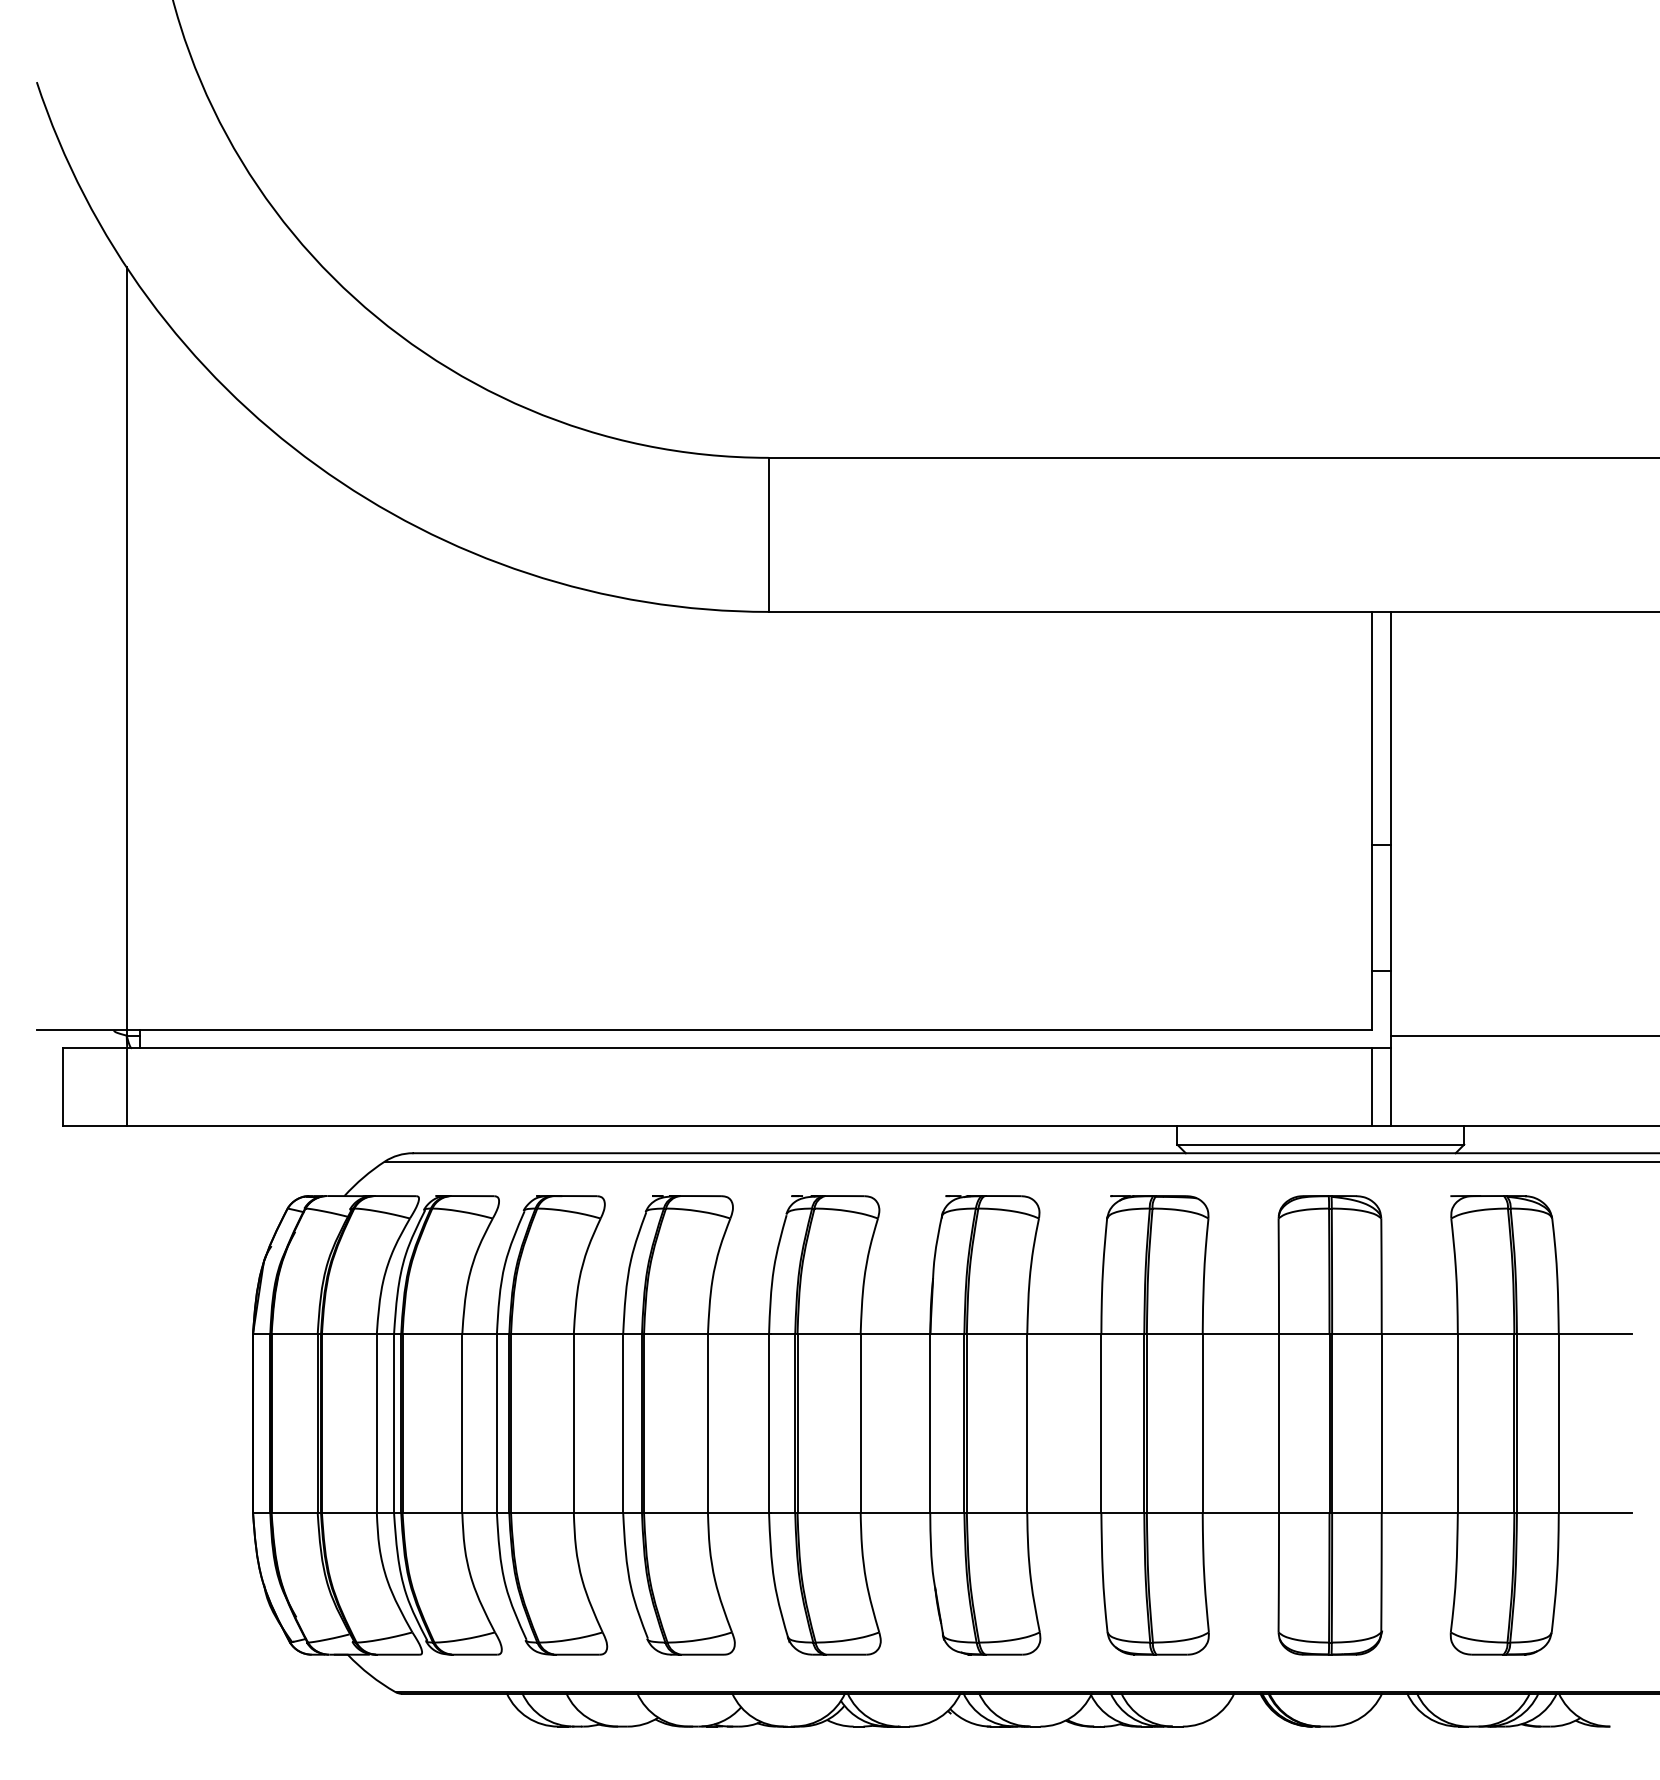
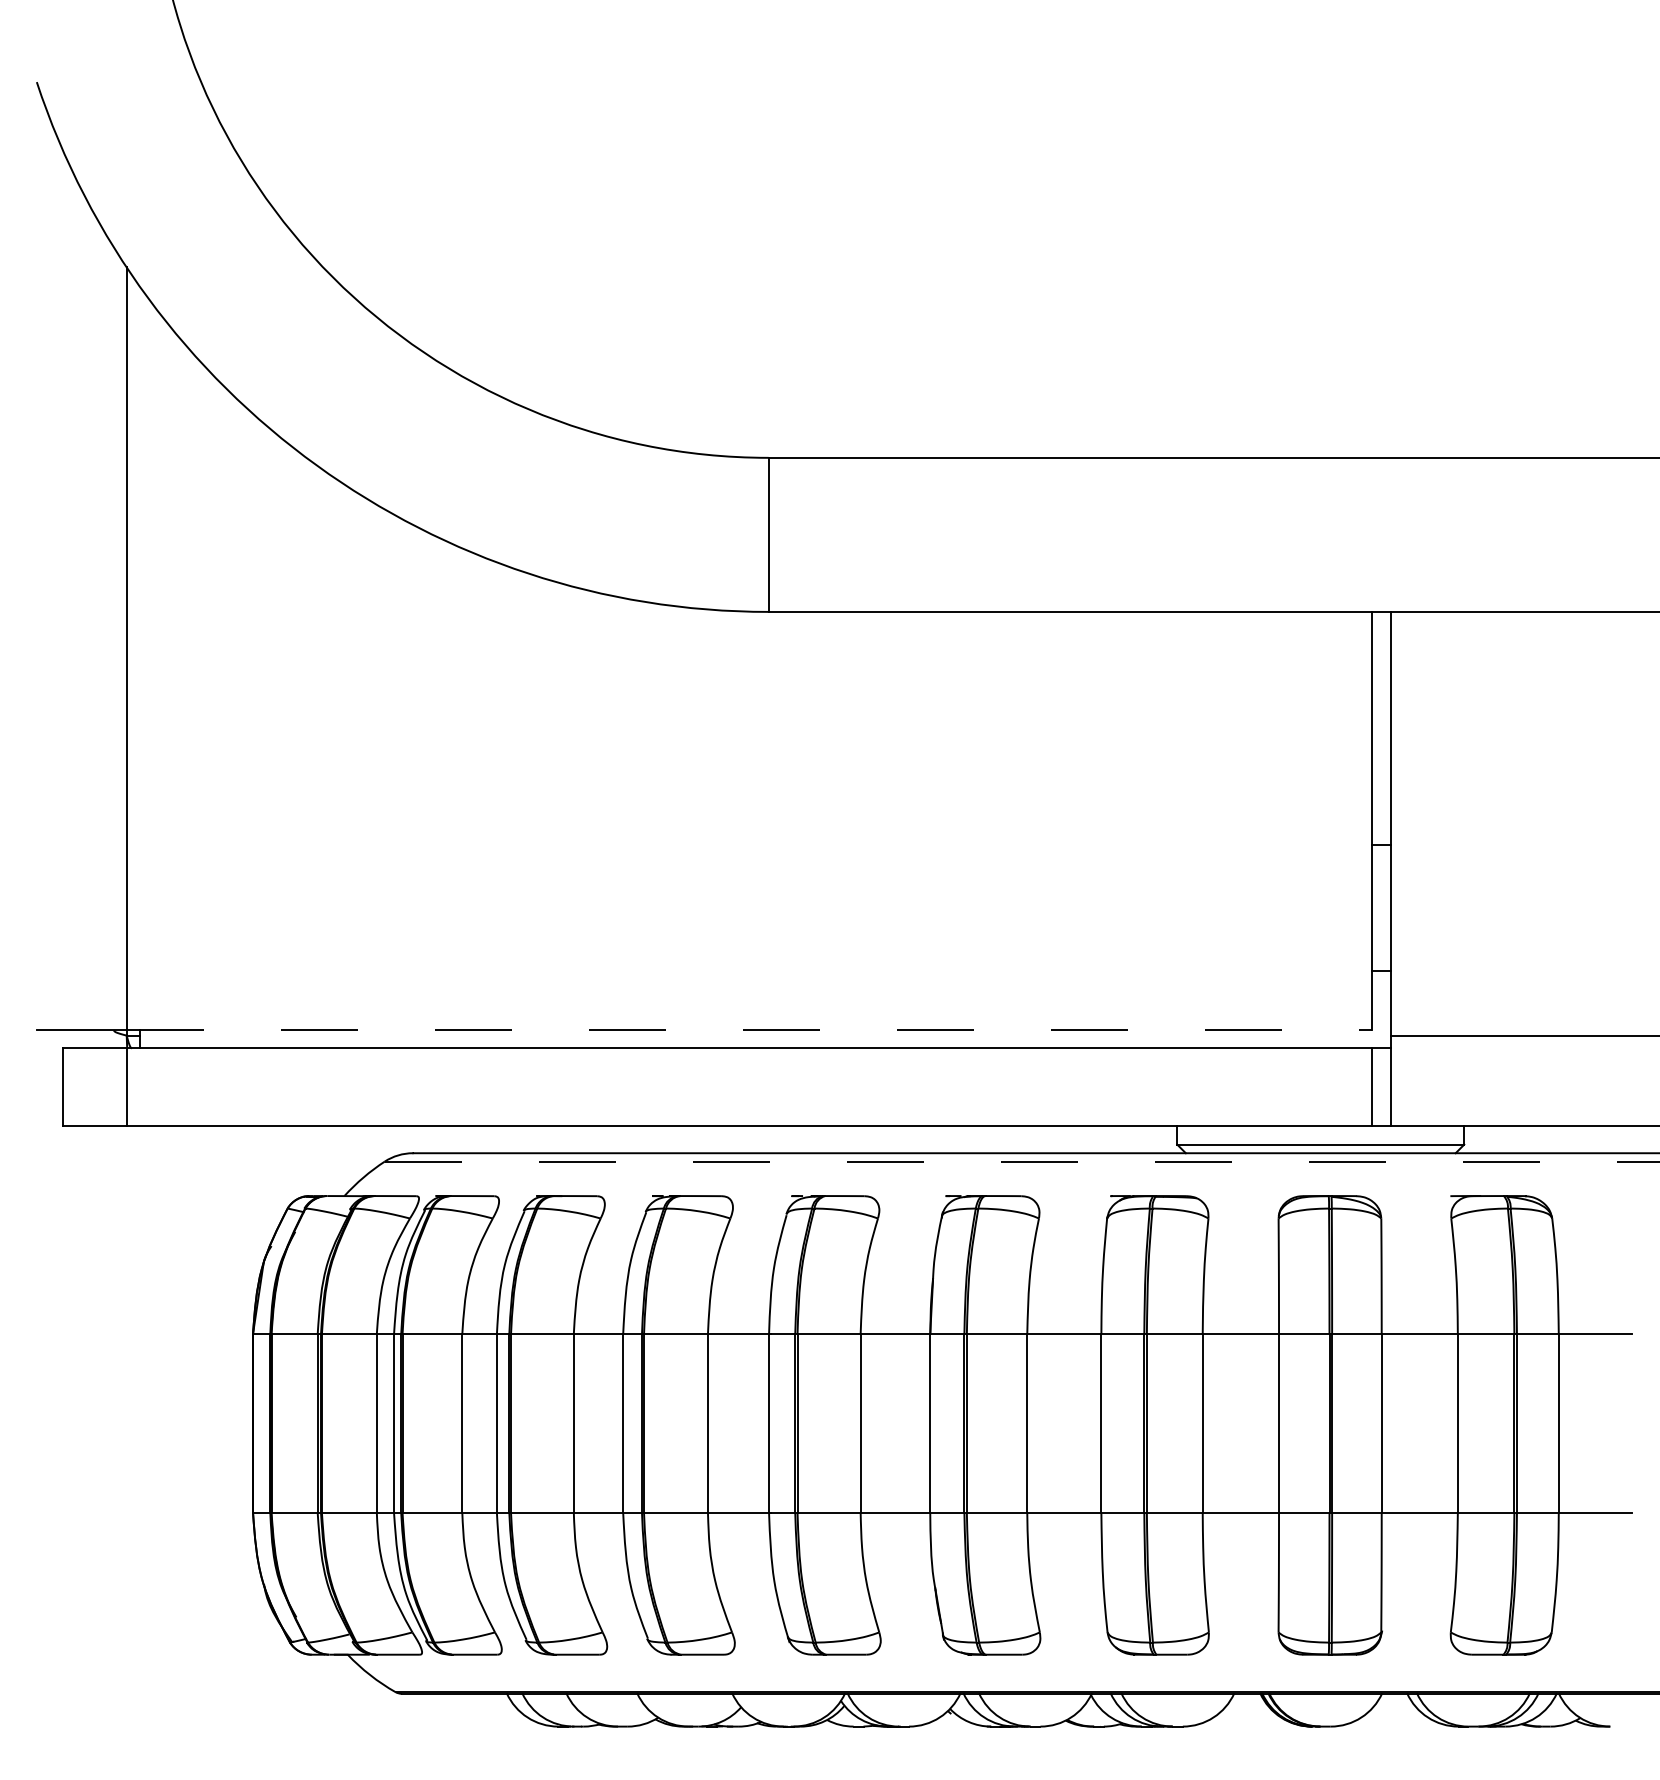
line: solid -> dashed (749, 1030)
line: solid -> dashed (1022, 1161)
